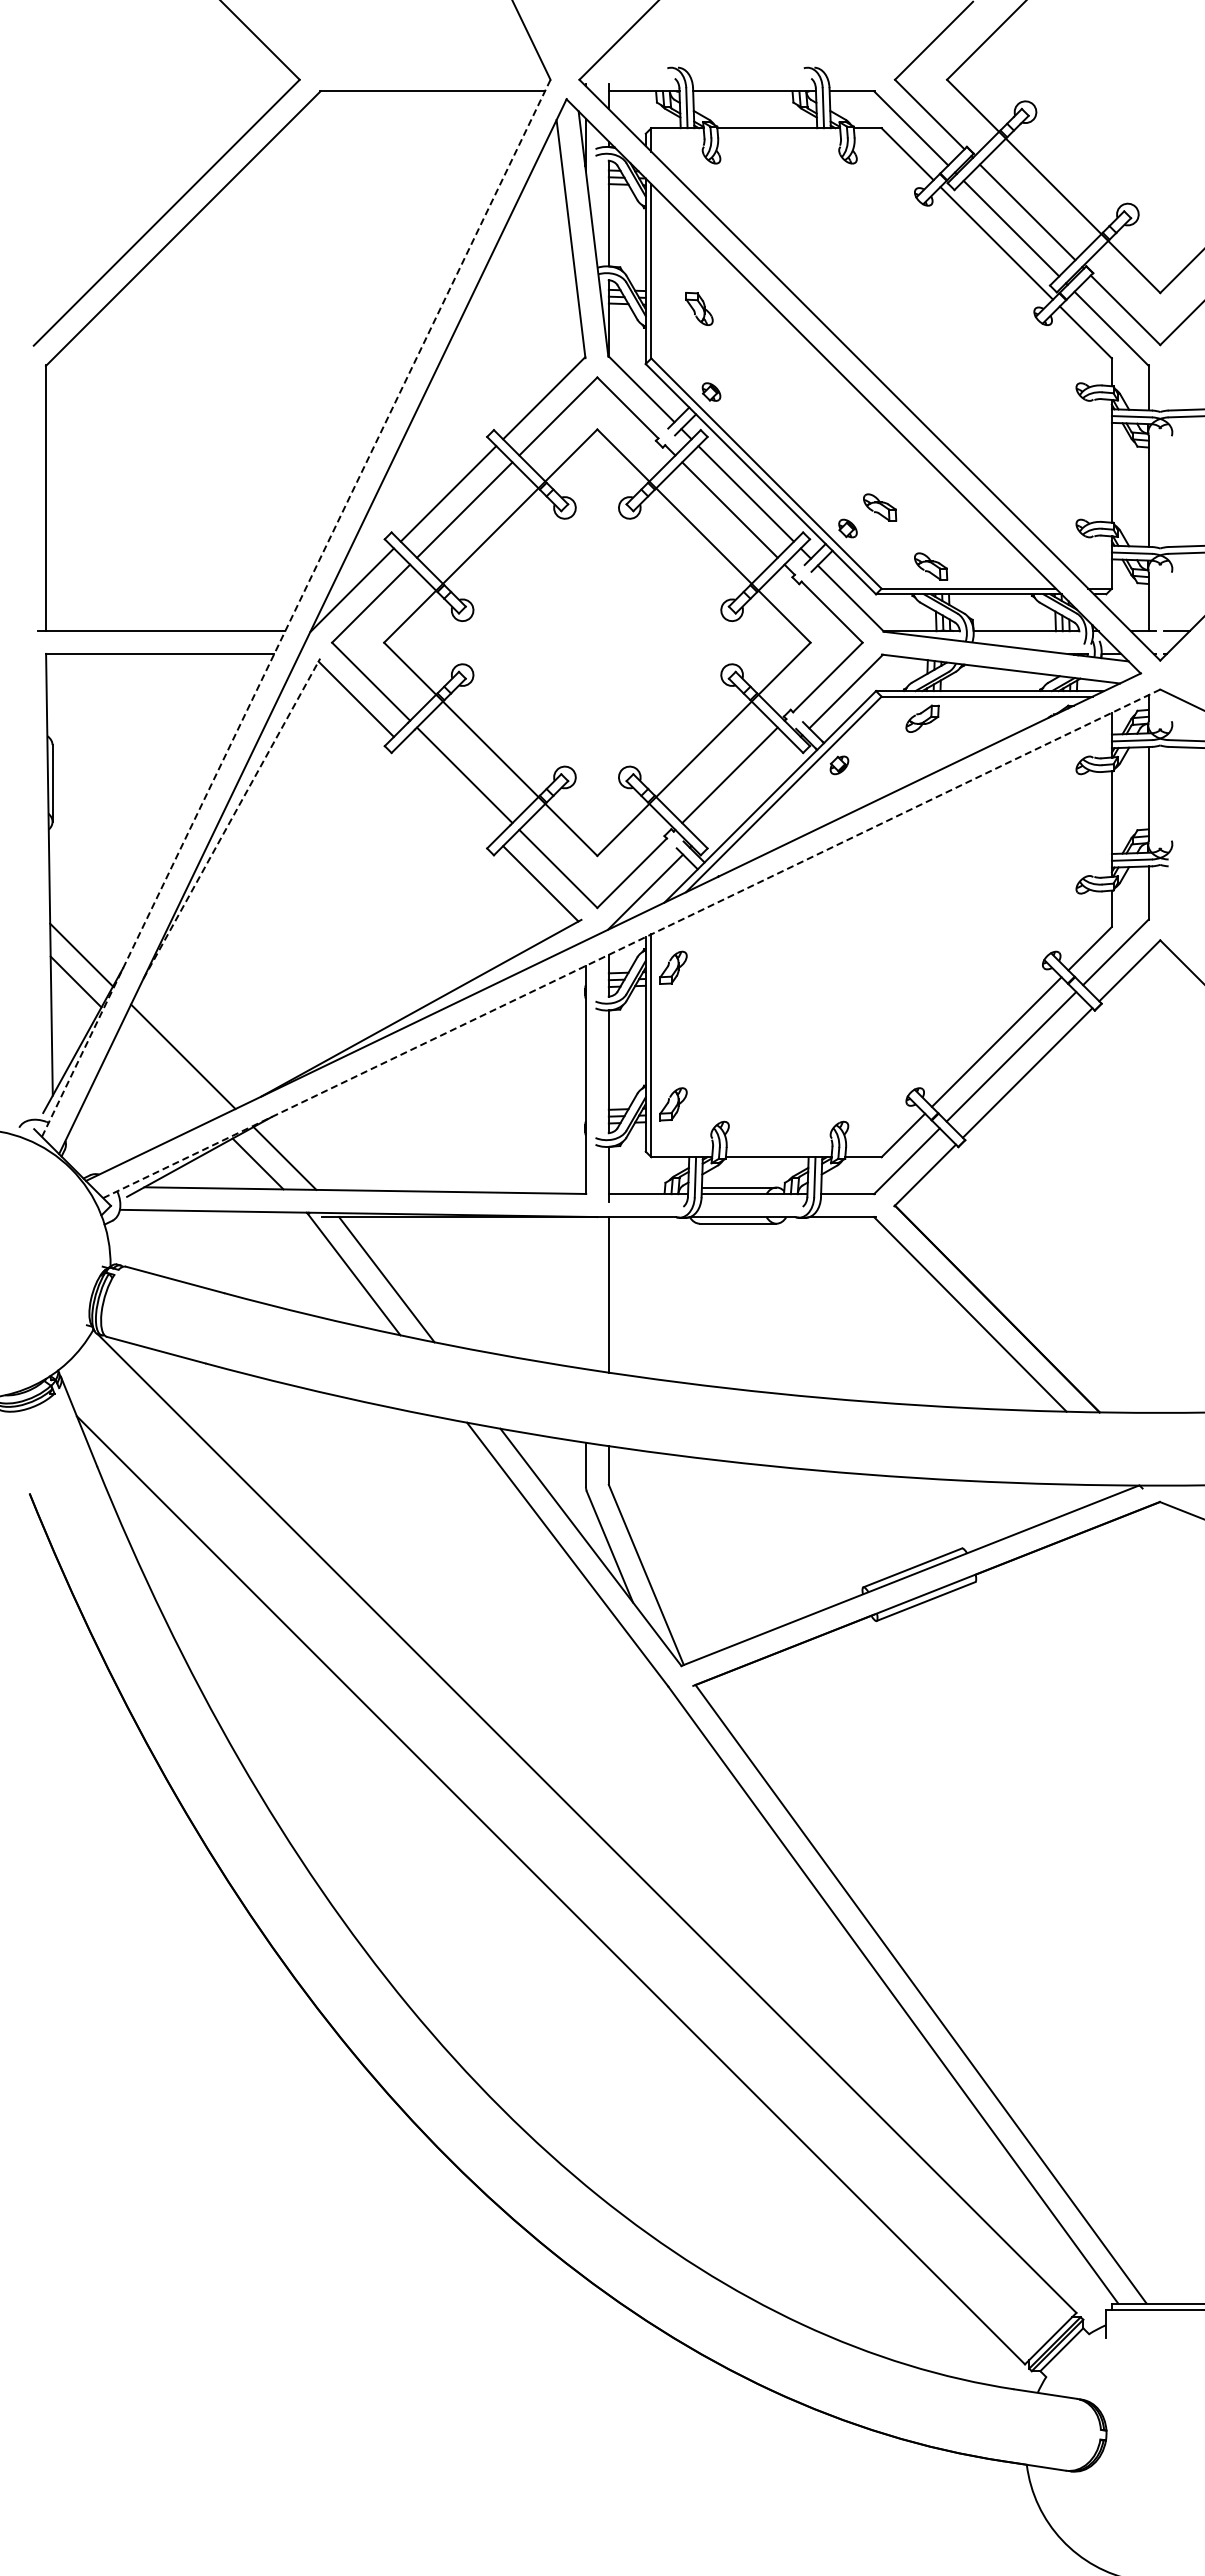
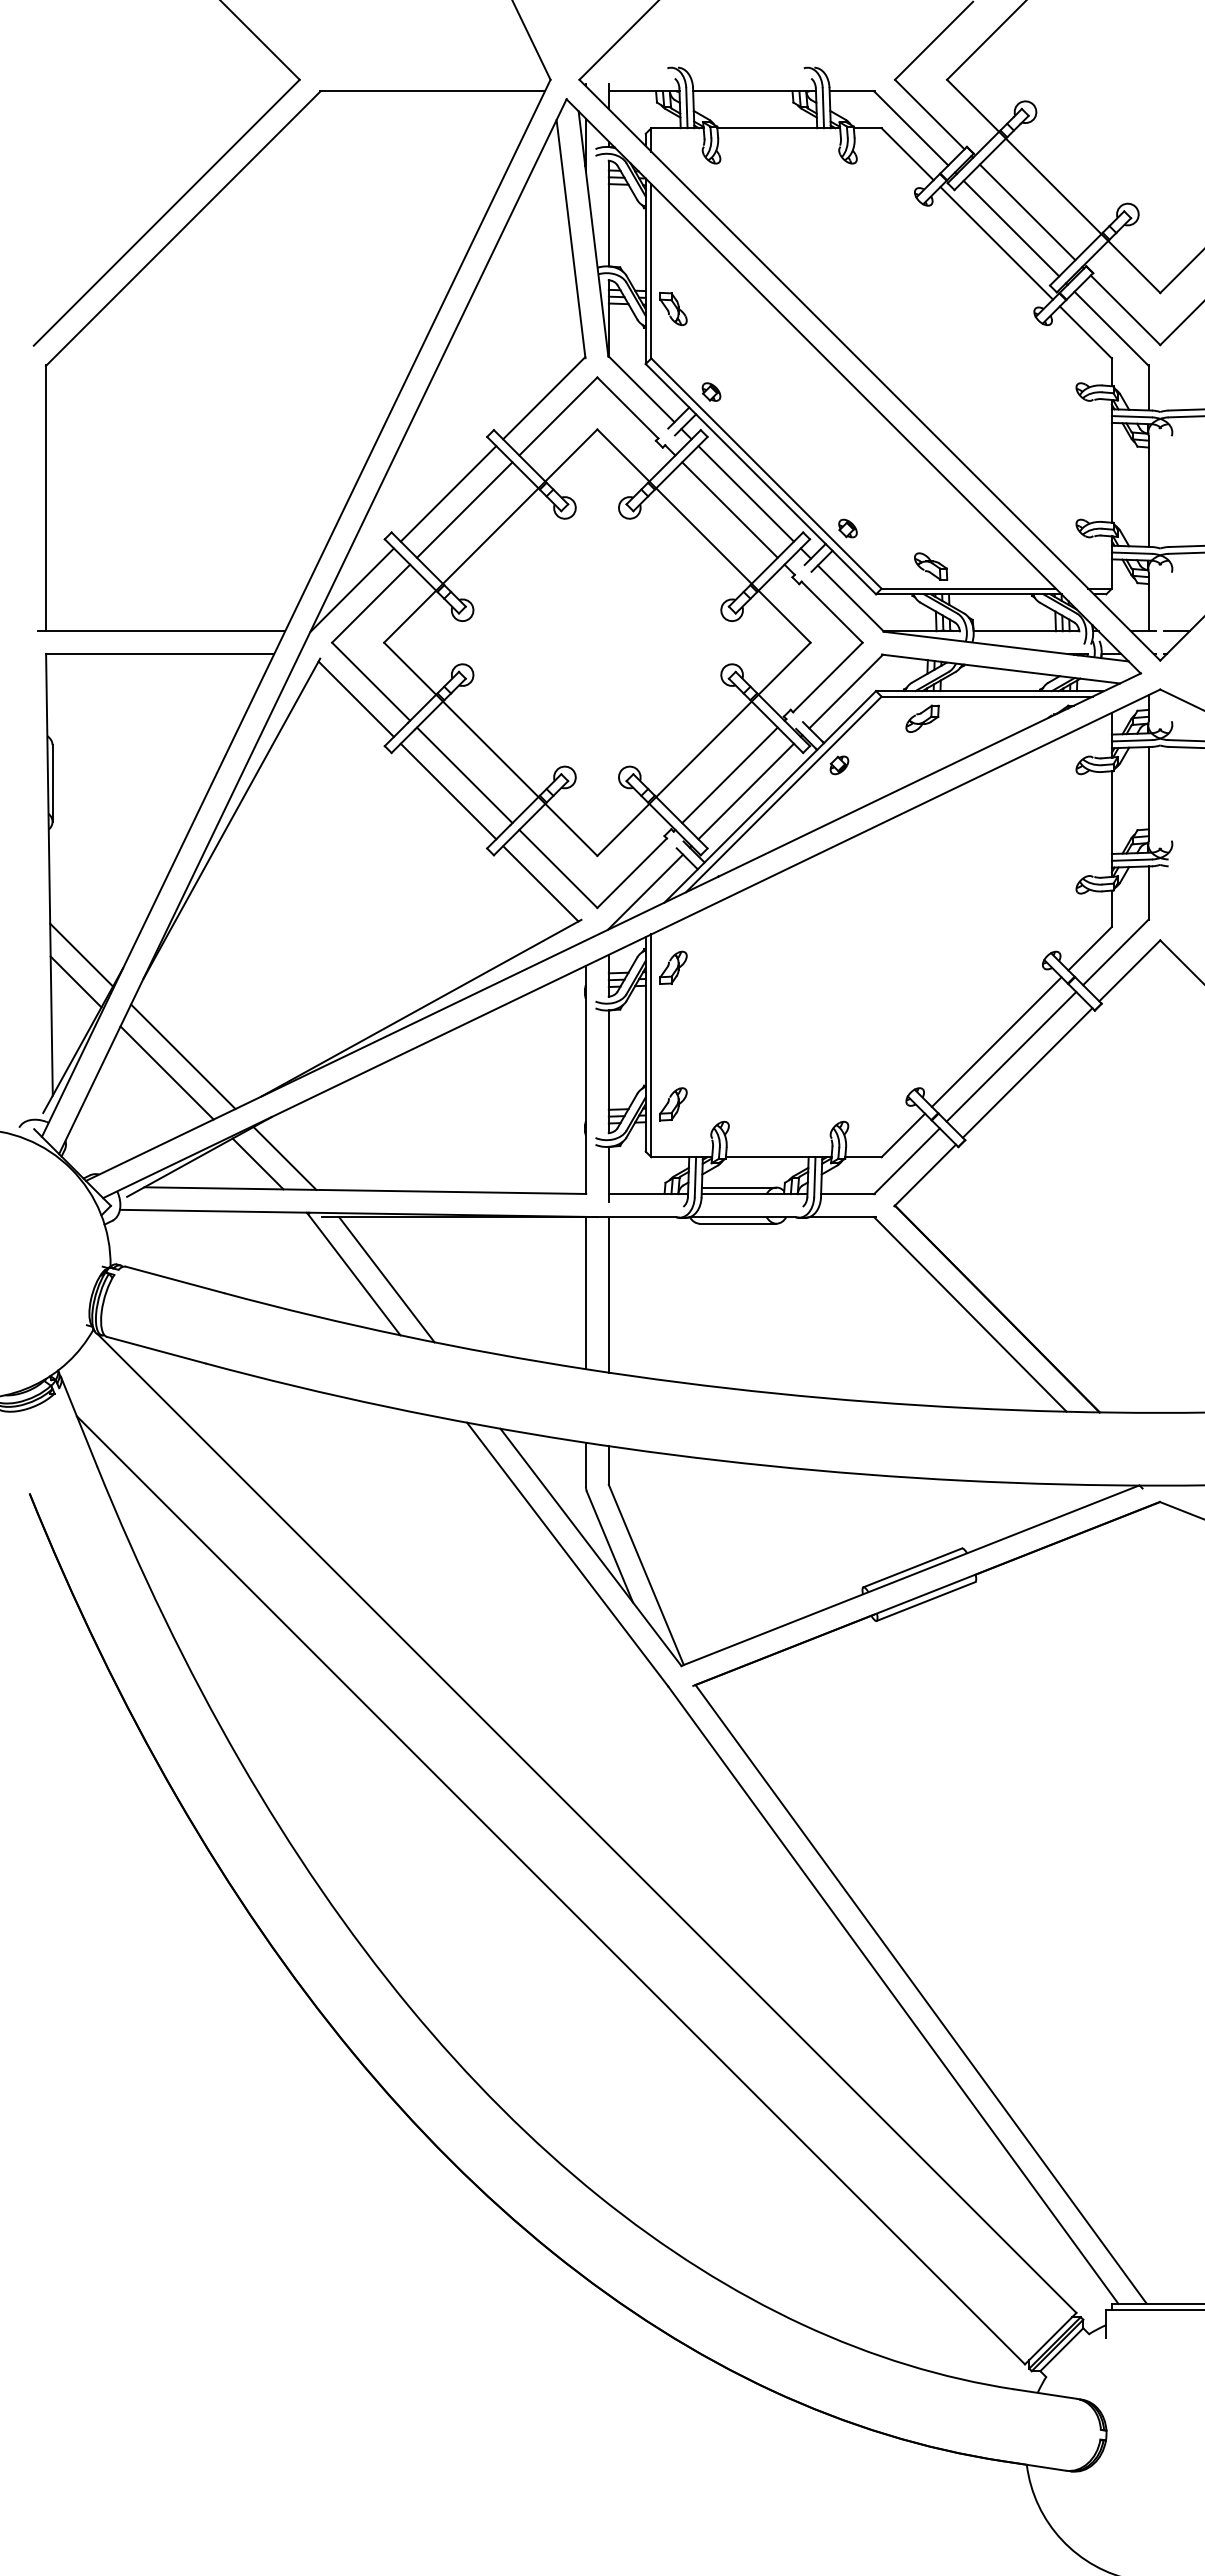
part position: (699, 308) -> (673, 308) (673, 308)
part: present -> none (880, 507)
line: dashed -> solid (296, 608)
line: none -> present (448, 791)
line: none -> present (745, 791)
line: dashed -> solid (231, 818)
line: dashed -> solid (631, 943)
line: none -> present (166, 1072)
line: none -> present (585, 1293)
